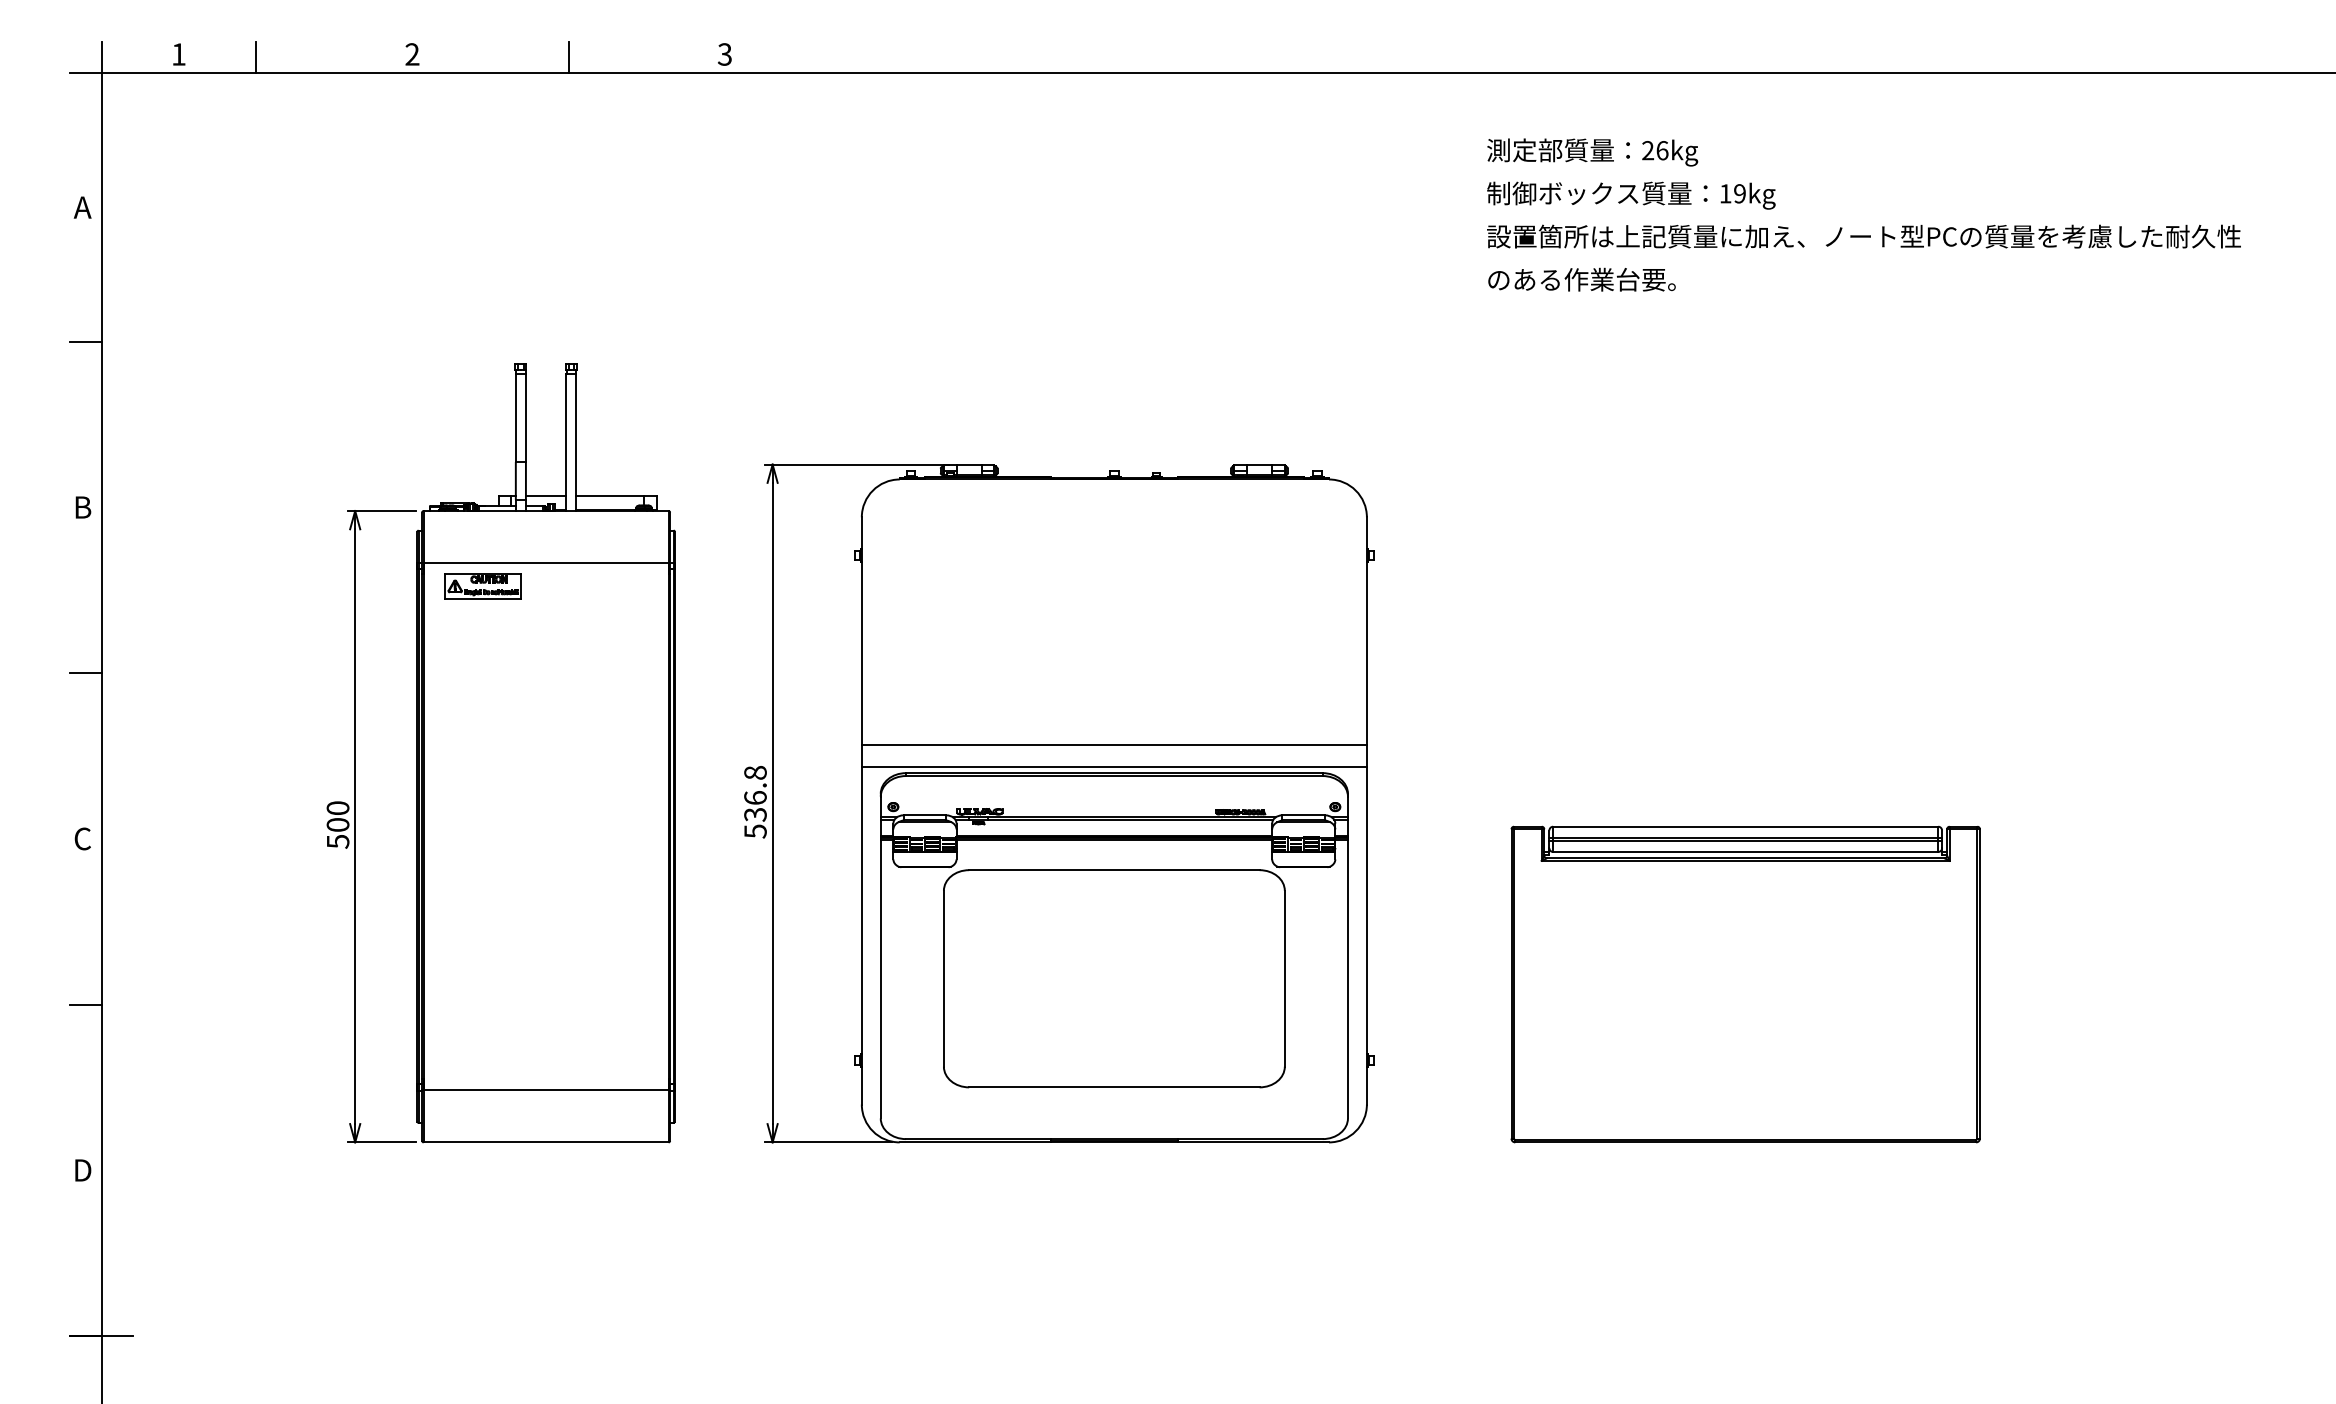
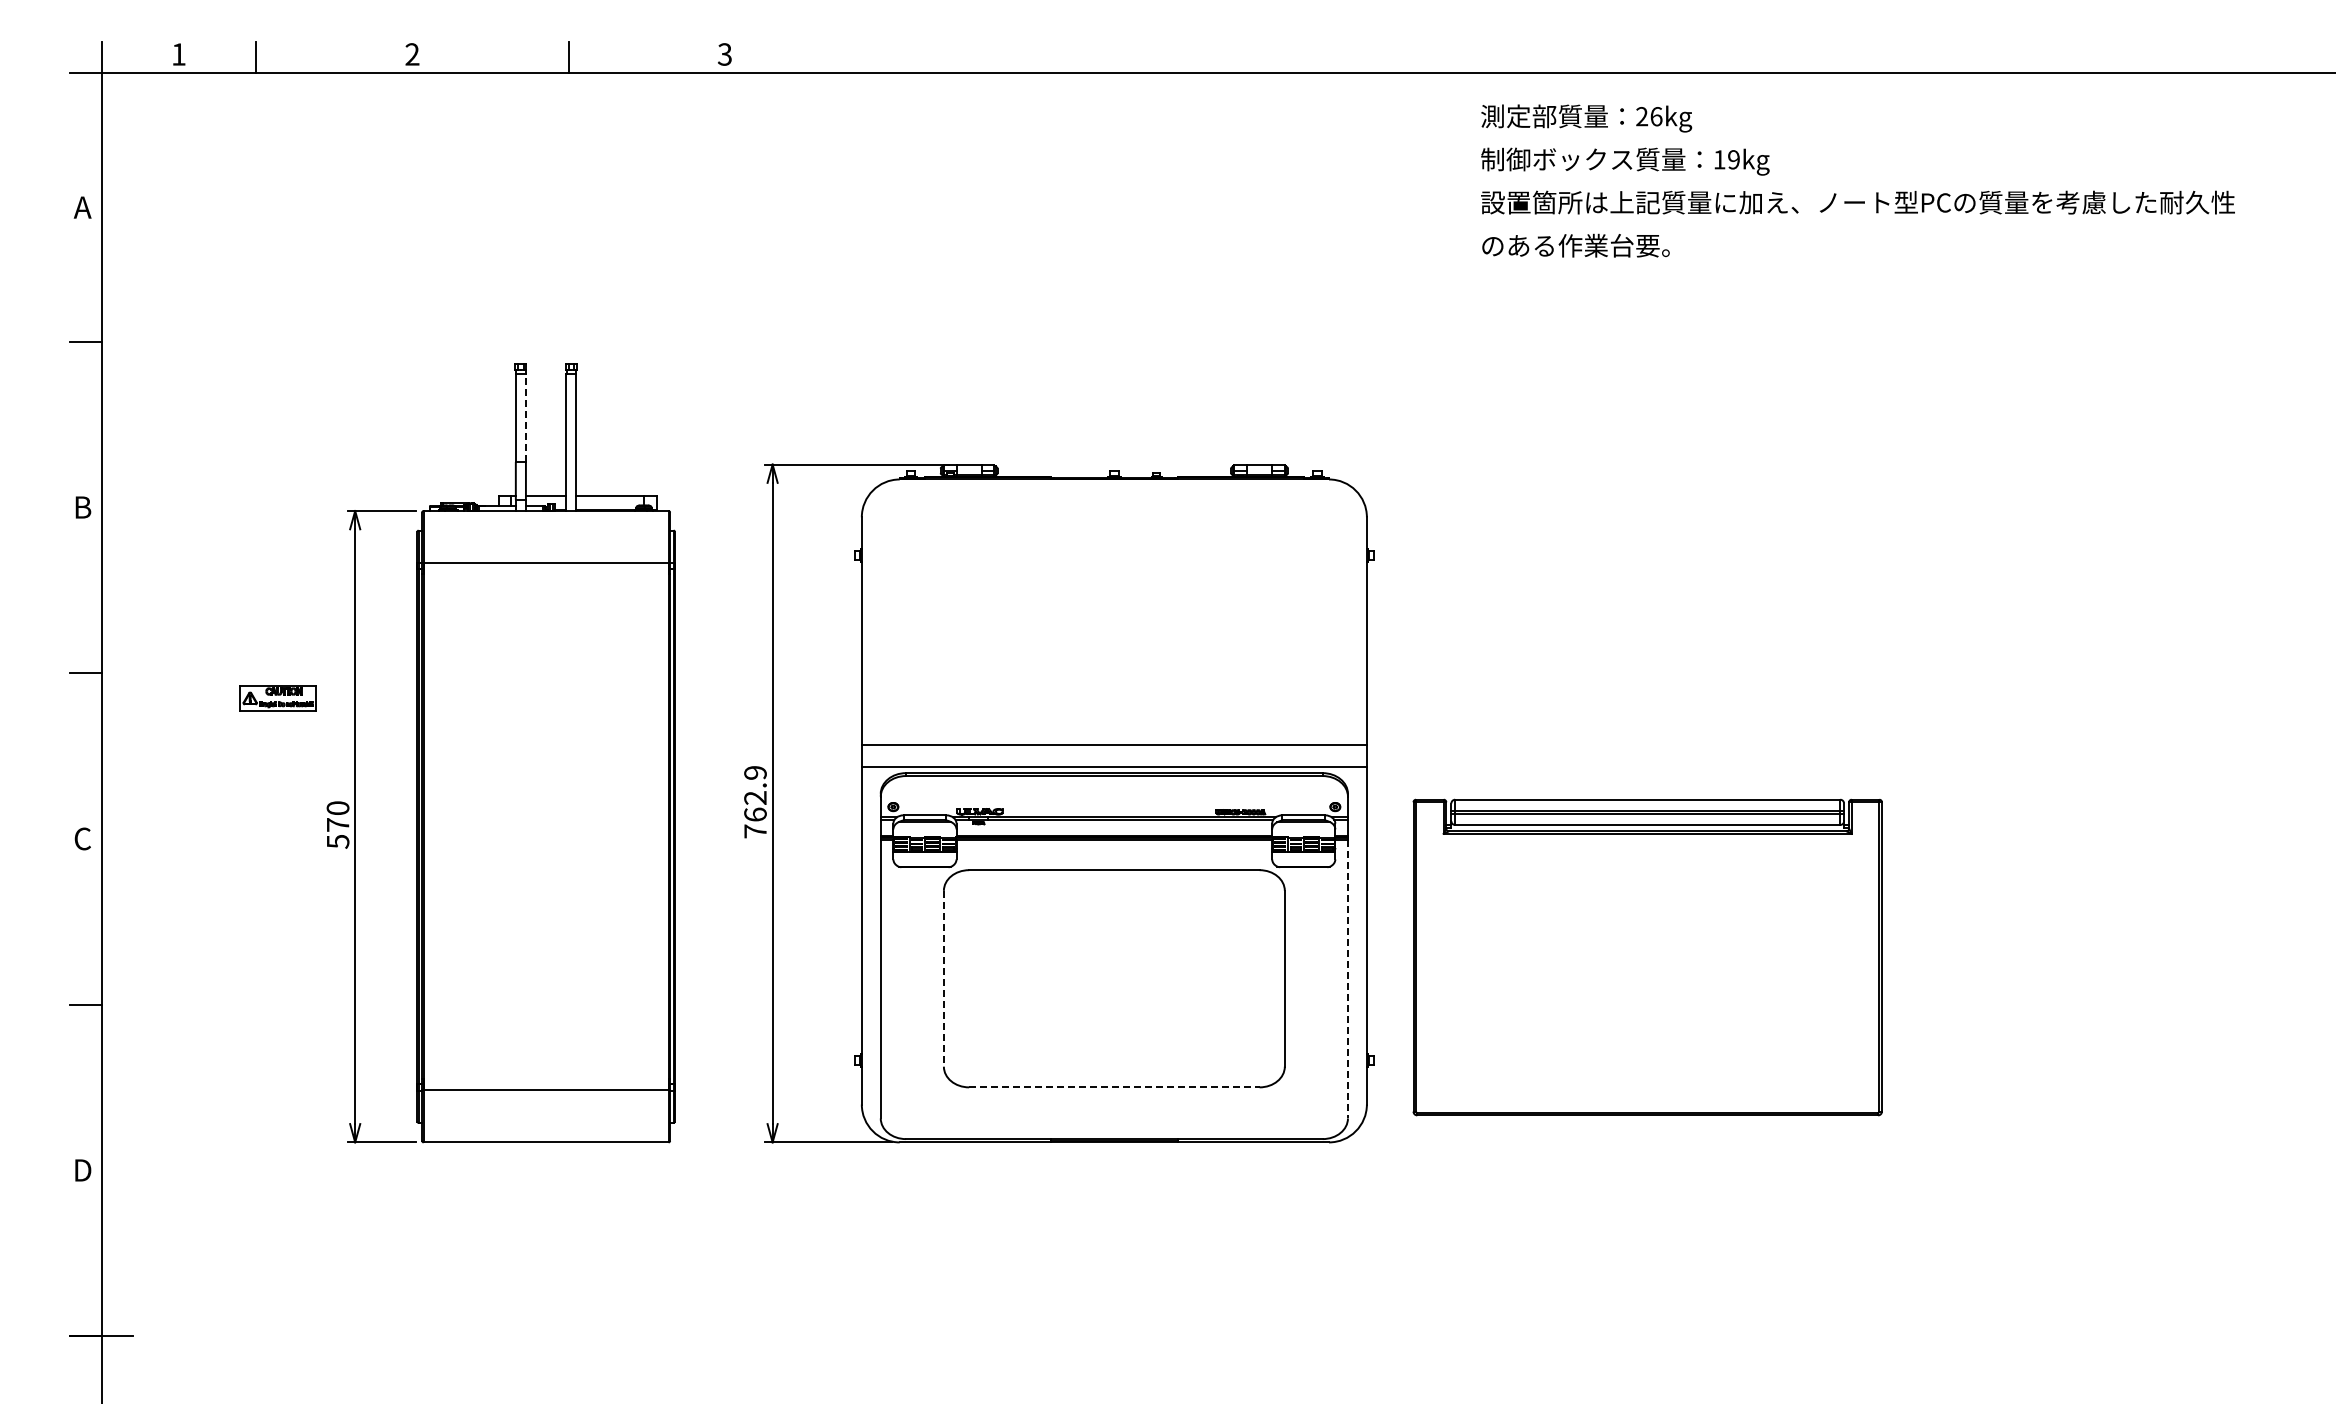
text position: (1863, 214) -> (1857, 180) (1857, 180)
line: solid -> dashed (525, 417)
part position: (482, 586) -> (277, 698) (277, 698)
text: 536.8 -> 762.9 (755, 802)
text: 500 -> 570 (337, 824)
line: solid -> dashed (943, 978)
line: solid -> dashed (1347, 979)
part position: (1745, 984) -> (1647, 957) (1647, 957)
line: solid -> dashed (1114, 1087)
